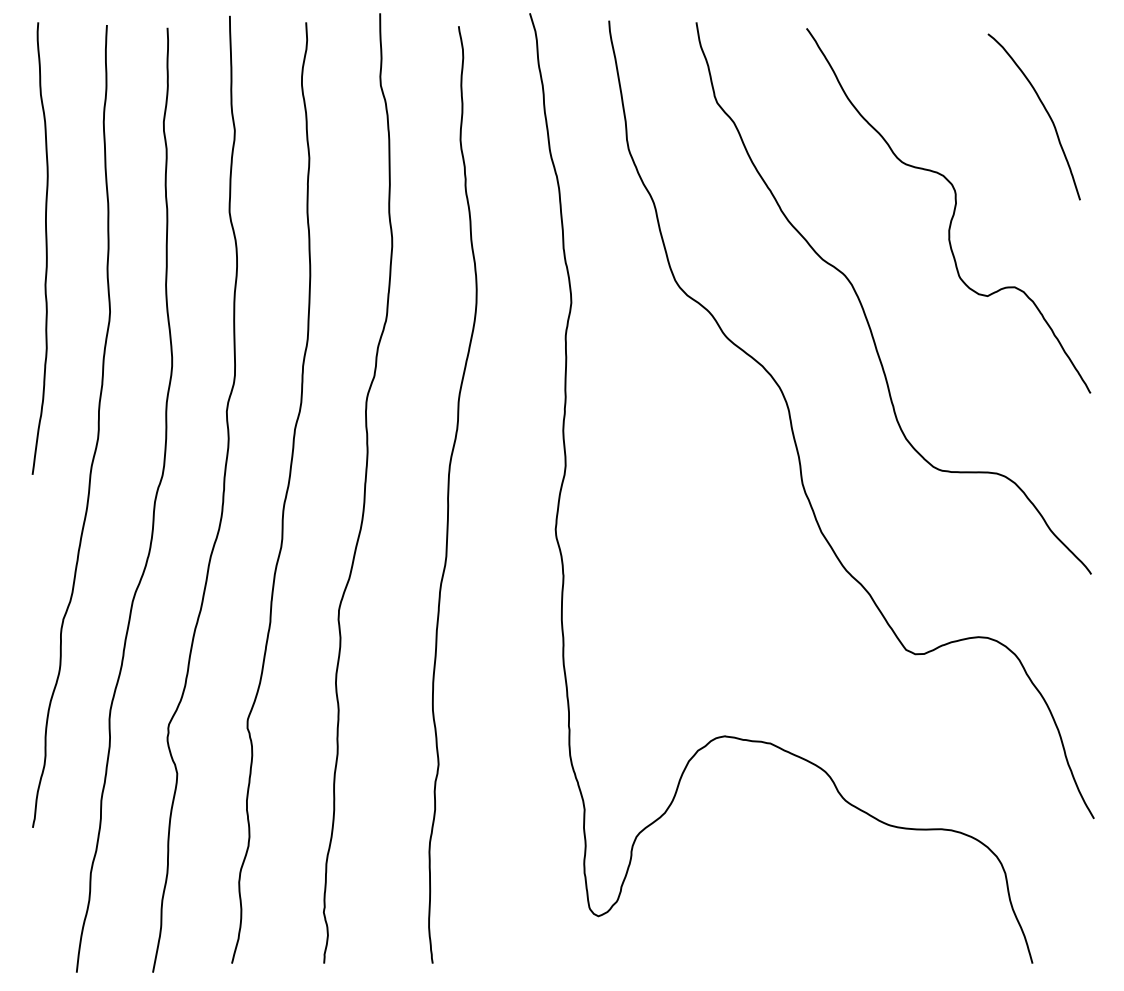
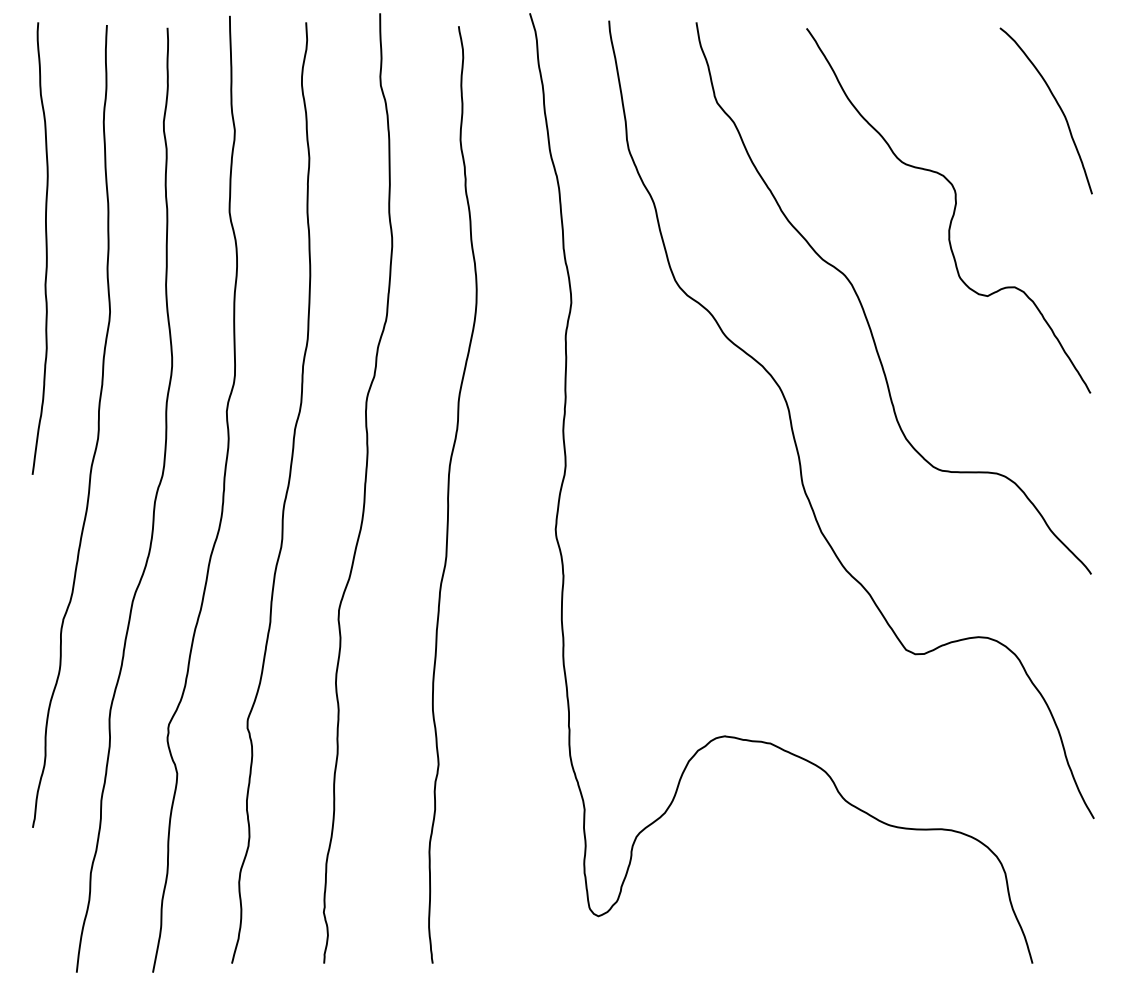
curve position: (1045, 111) -> (1057, 105) (1057, 105)
